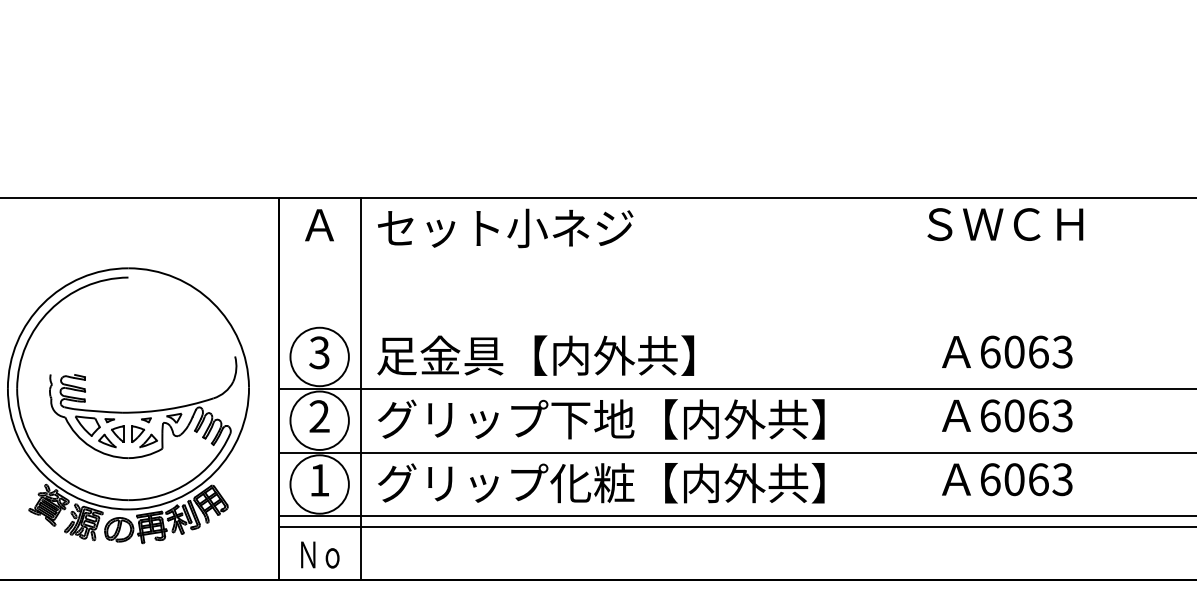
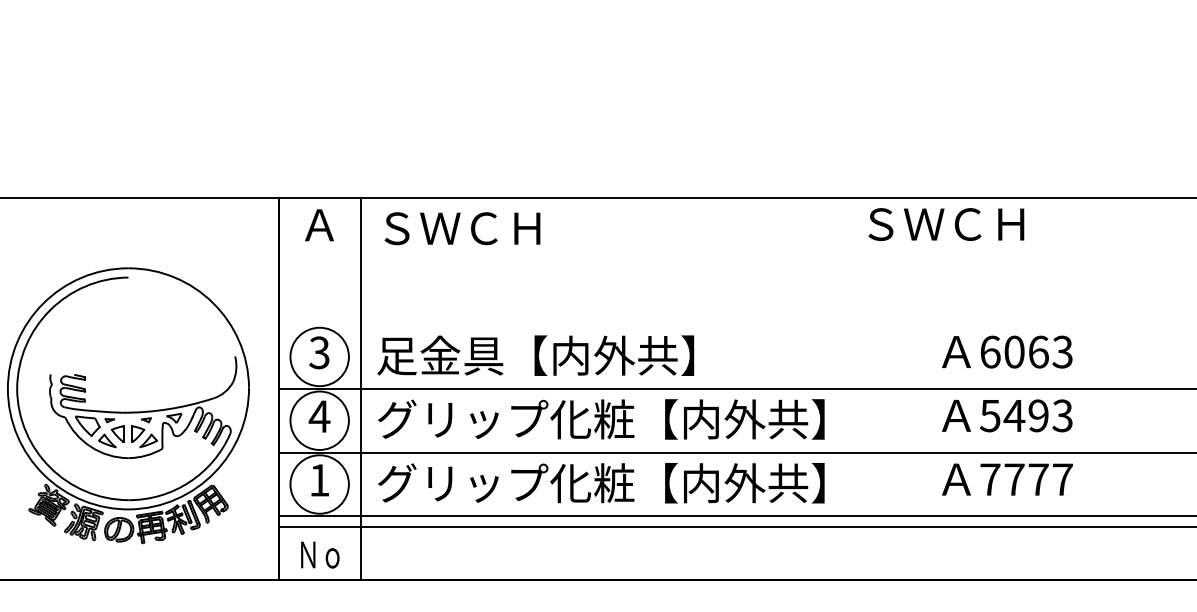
text position: (1005, 224) -> (946, 224) (946, 224)
text: セット小ネジ -> ＳＷＣＨ (505, 228)
text: 6063 -> 5493 (1013, 415)
text: 2 -> 4 (319, 416)
text: グリップ下地【内外共】 -> グリップ化粧【内外共】 (592, 419)
text: 6063 -> 7777 (1026, 479)
